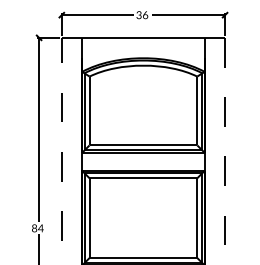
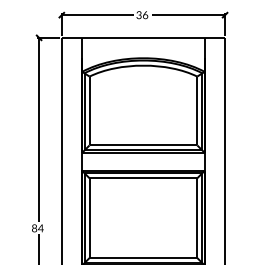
line: dashed -> solid (61, 150)
line: dashed -> solid (225, 151)
